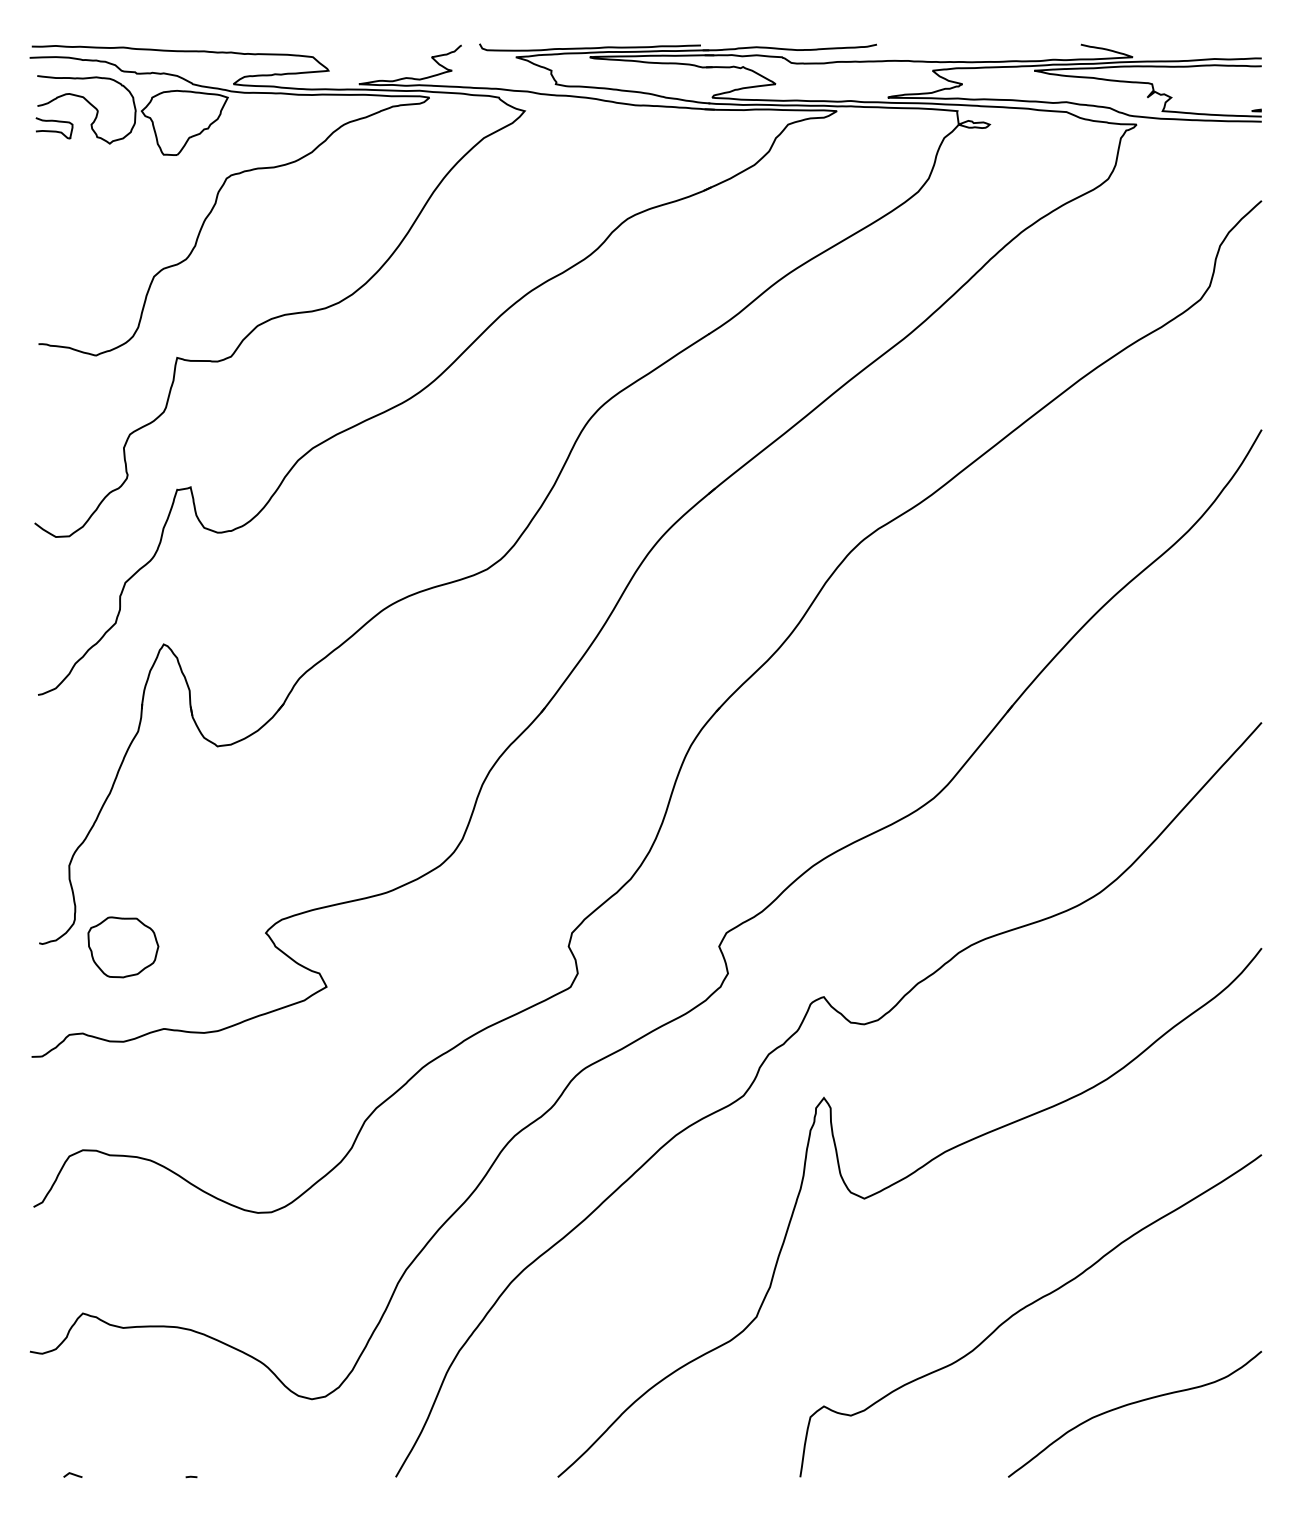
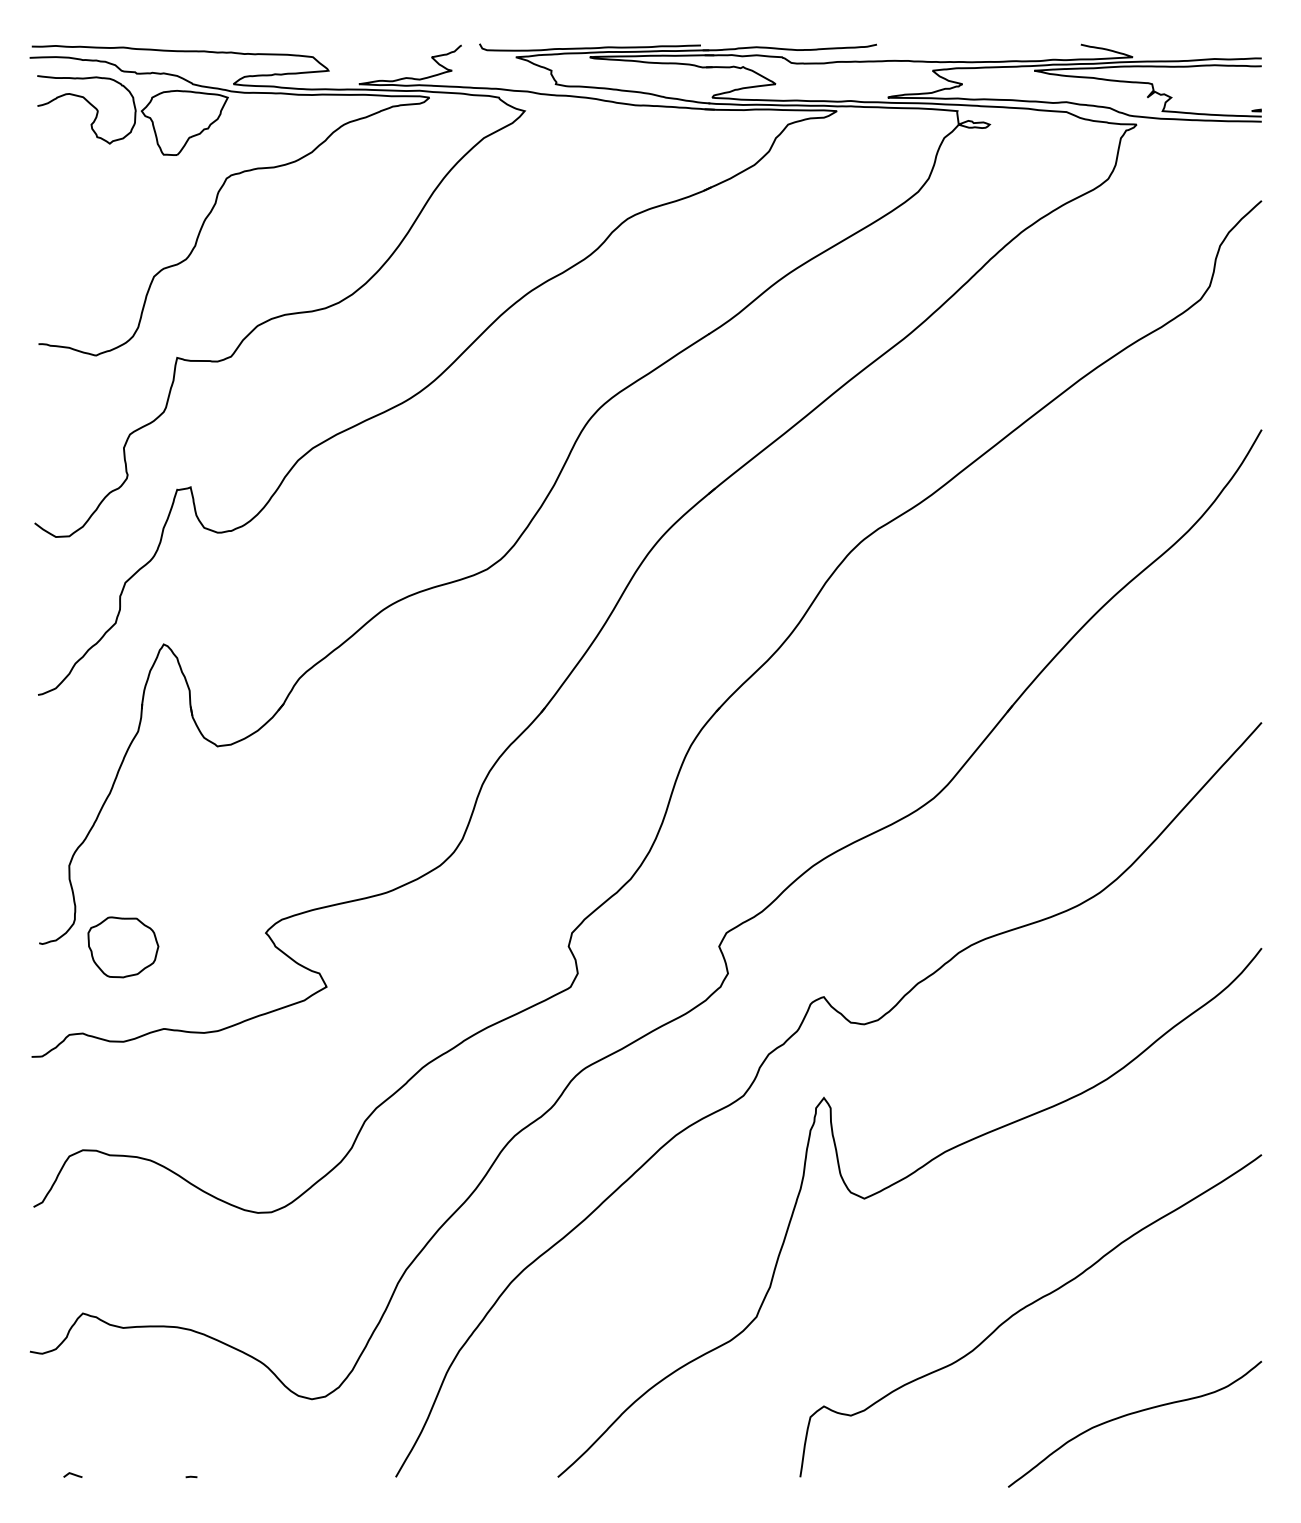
curve: present -> none (54, 130)
curve position: (1132, 1404) -> (1132, 1414) (1132, 1414)
